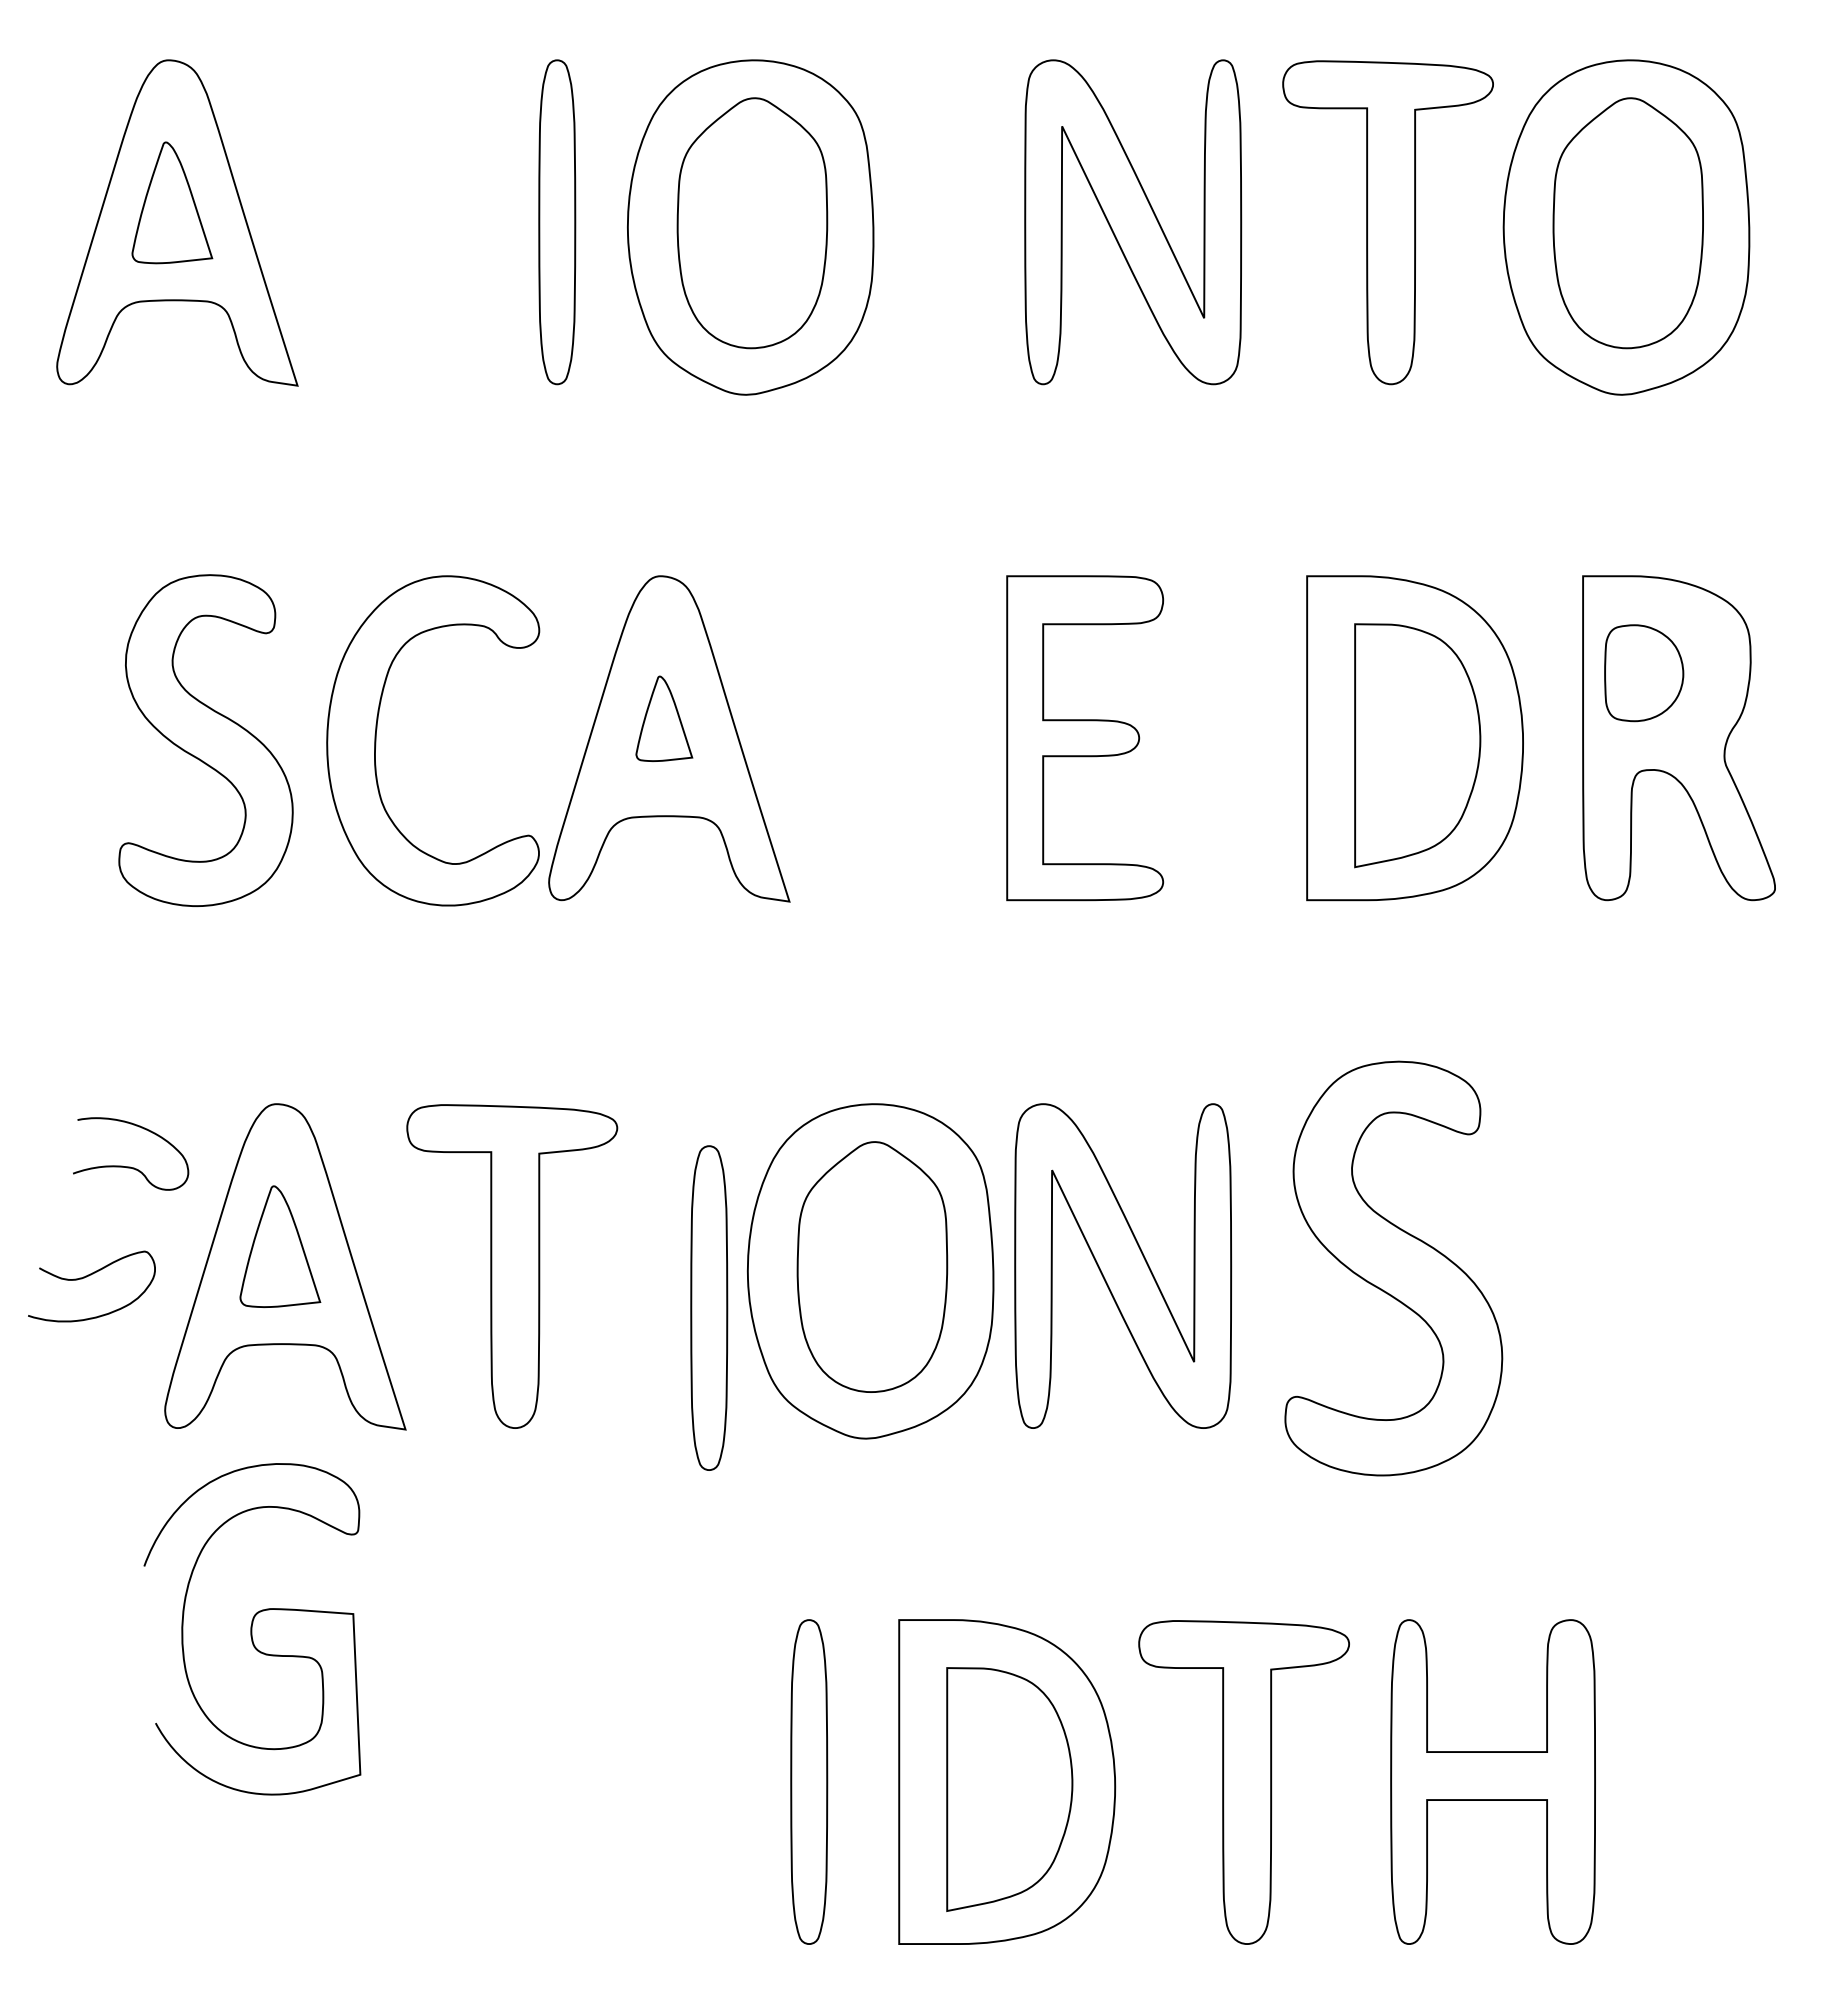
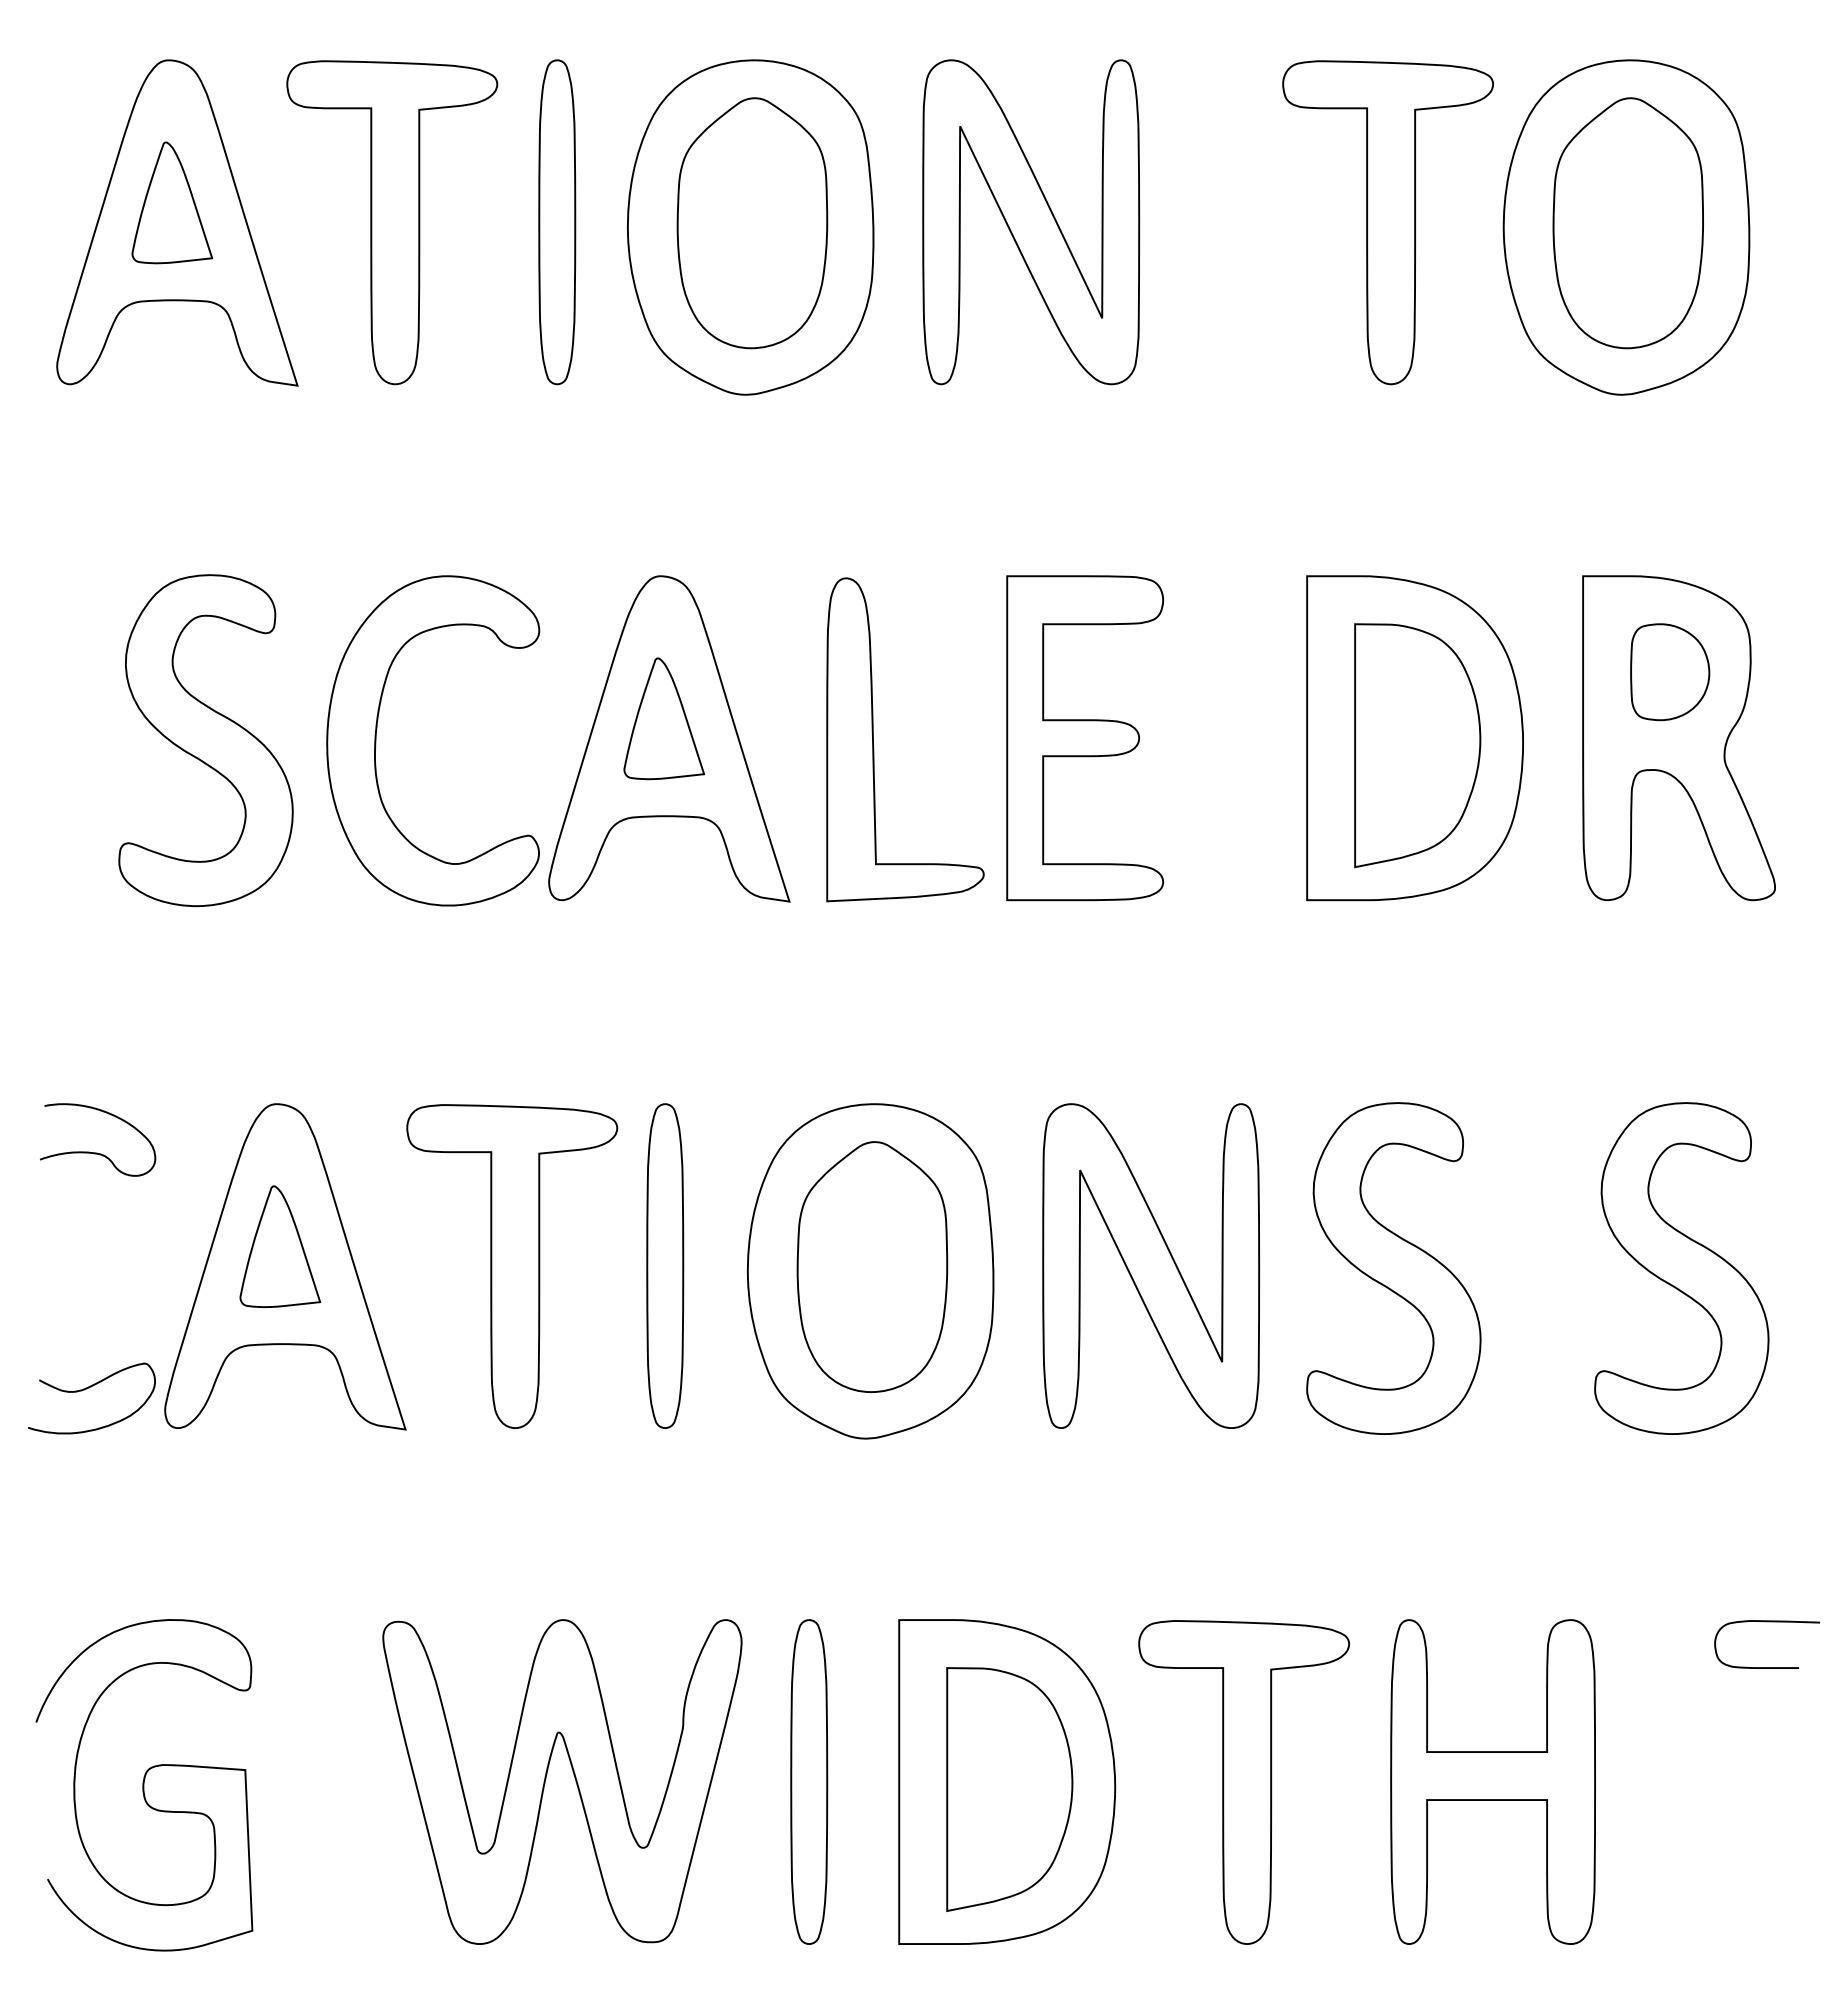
part: none -> present (392, 222)
part position: (1133, 222) -> (1031, 222) (1031, 222)
part position: (1644, 673) -> (1670, 672) (1670, 672)
part size: 59x87 px -> 83x124 px (664, 718)
part: none -> present (873, 739)
curve position: (130, 1166) -> (97, 1152) (97, 1152)
part position: (1123, 1265) -> (1151, 1265) (1151, 1265)
part size: 220x417 px -> 176x333 px (1393, 1268)
part: none -> present (1681, 1268)
curve position: (89, 1276) -> (89, 1388) (89, 1388)
part position: (709, 1307) -> (665, 1265) (665, 1265)
curve: none -> present (1766, 1622)
curve position: (252, 1629) -> (144, 1785) (144, 1785)
part: none -> present (574, 1778)
